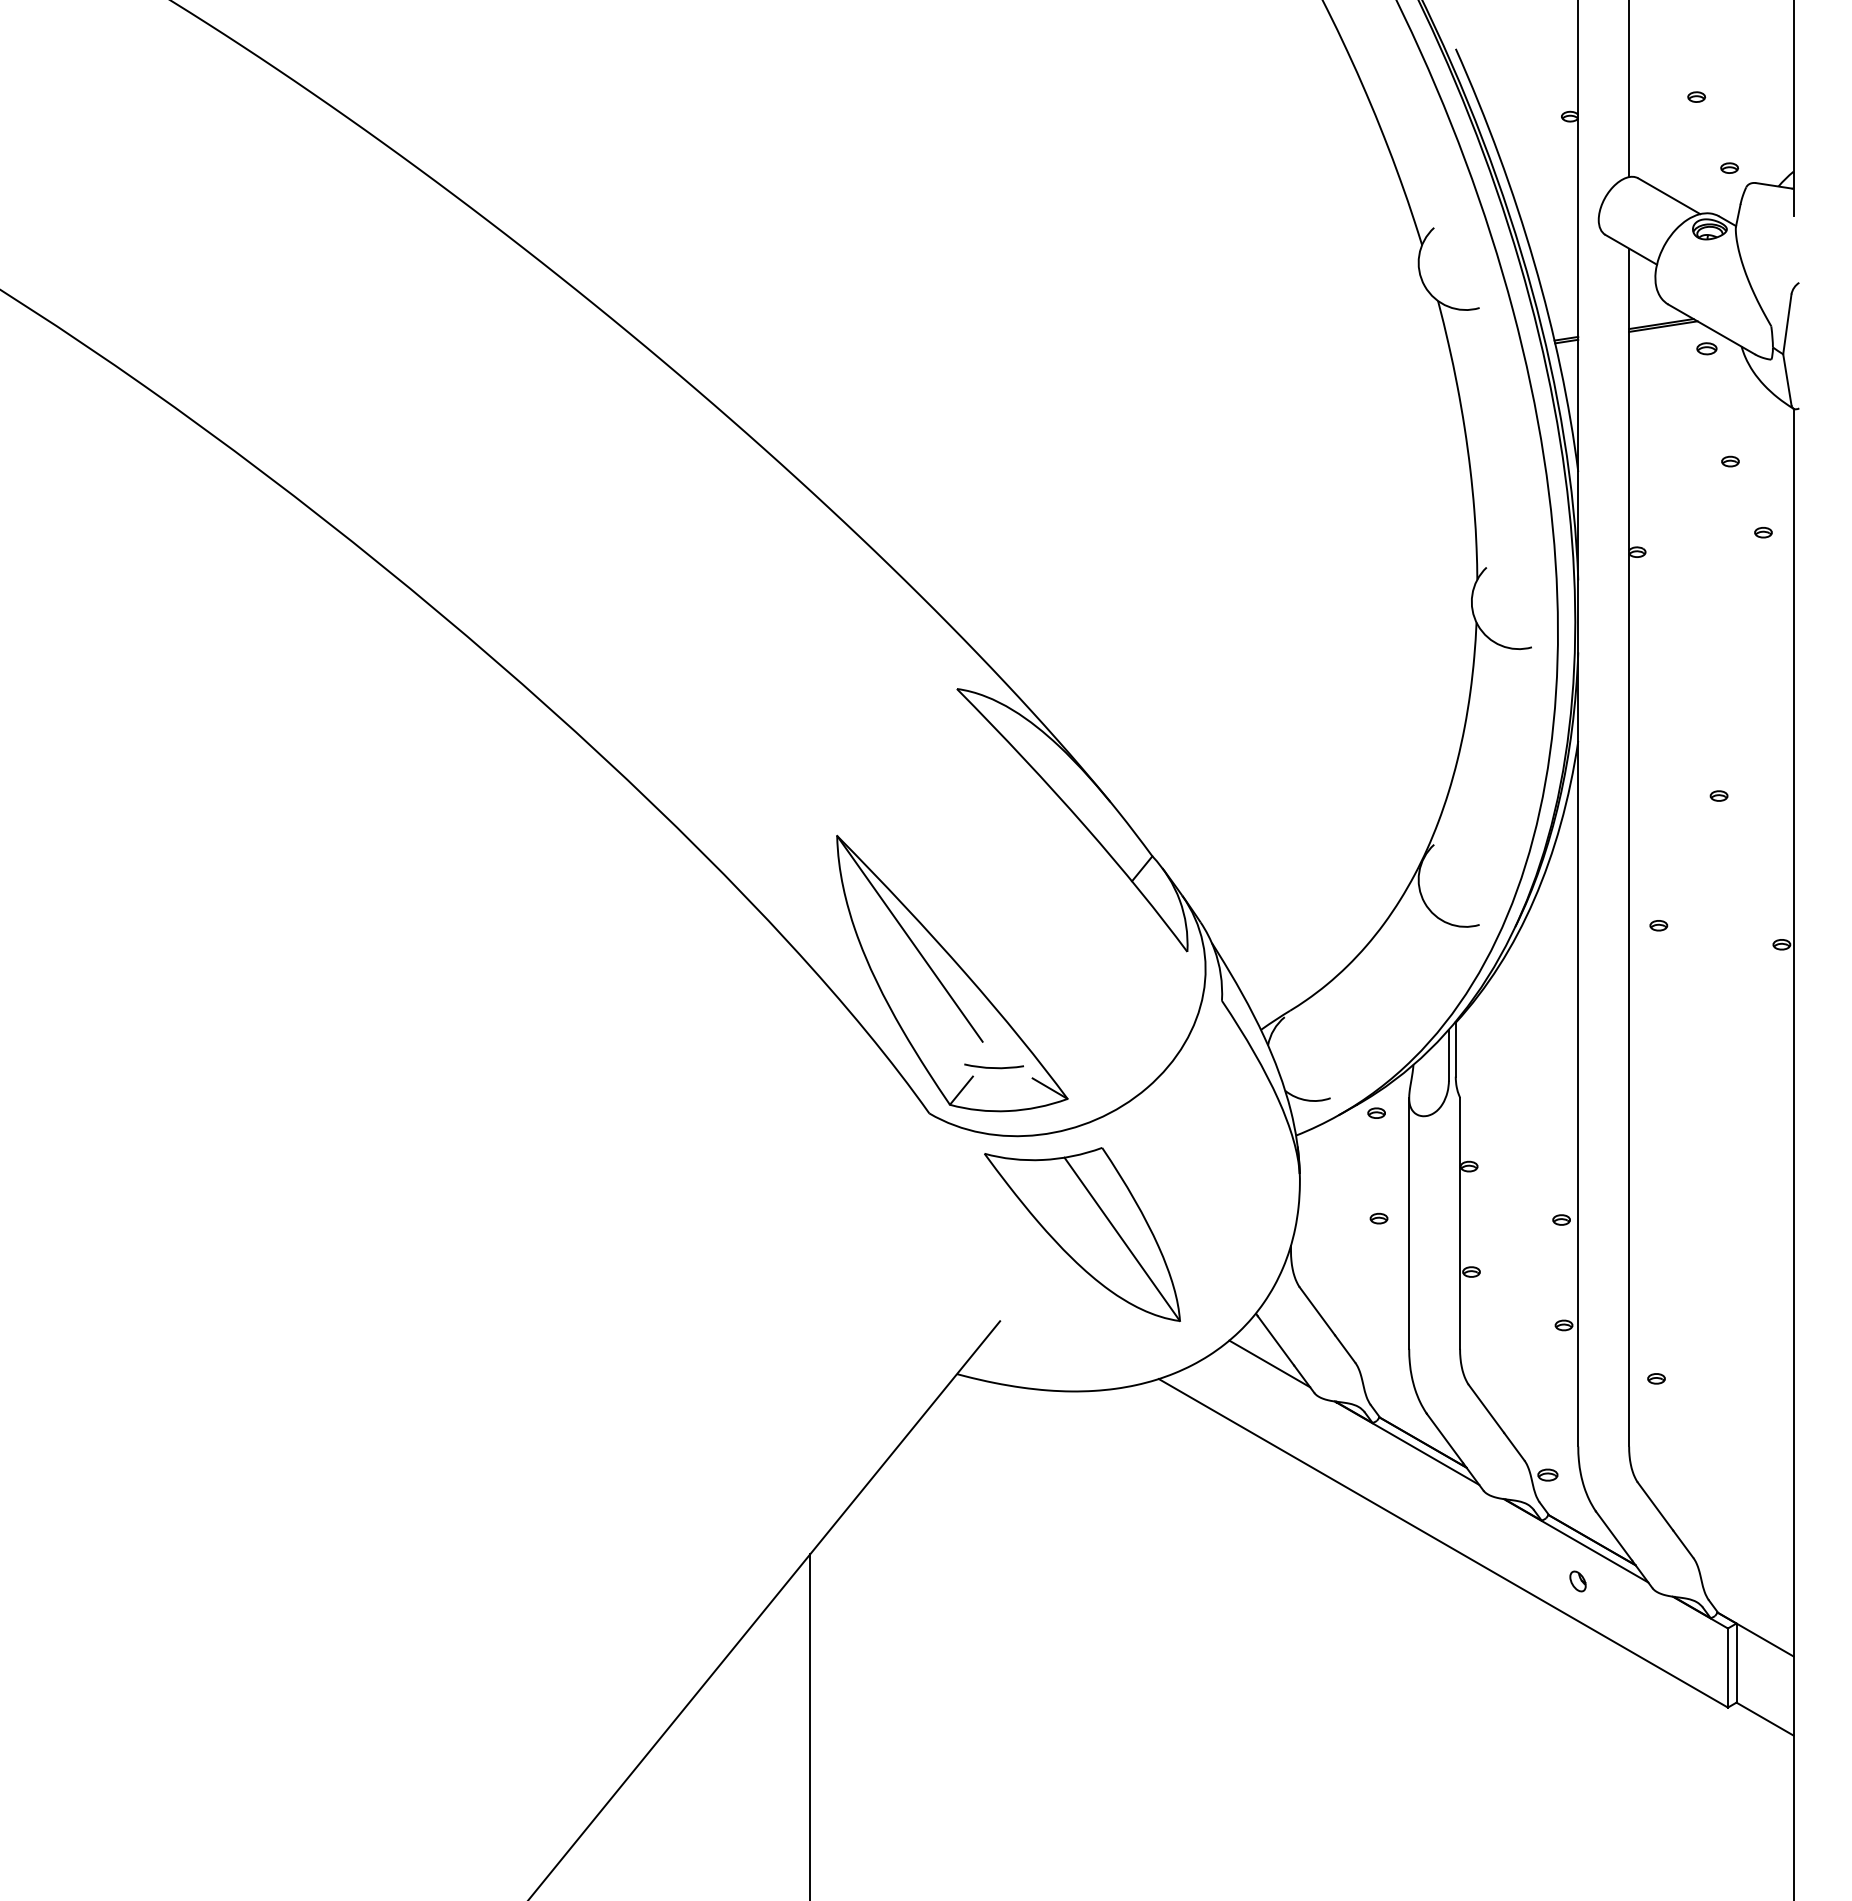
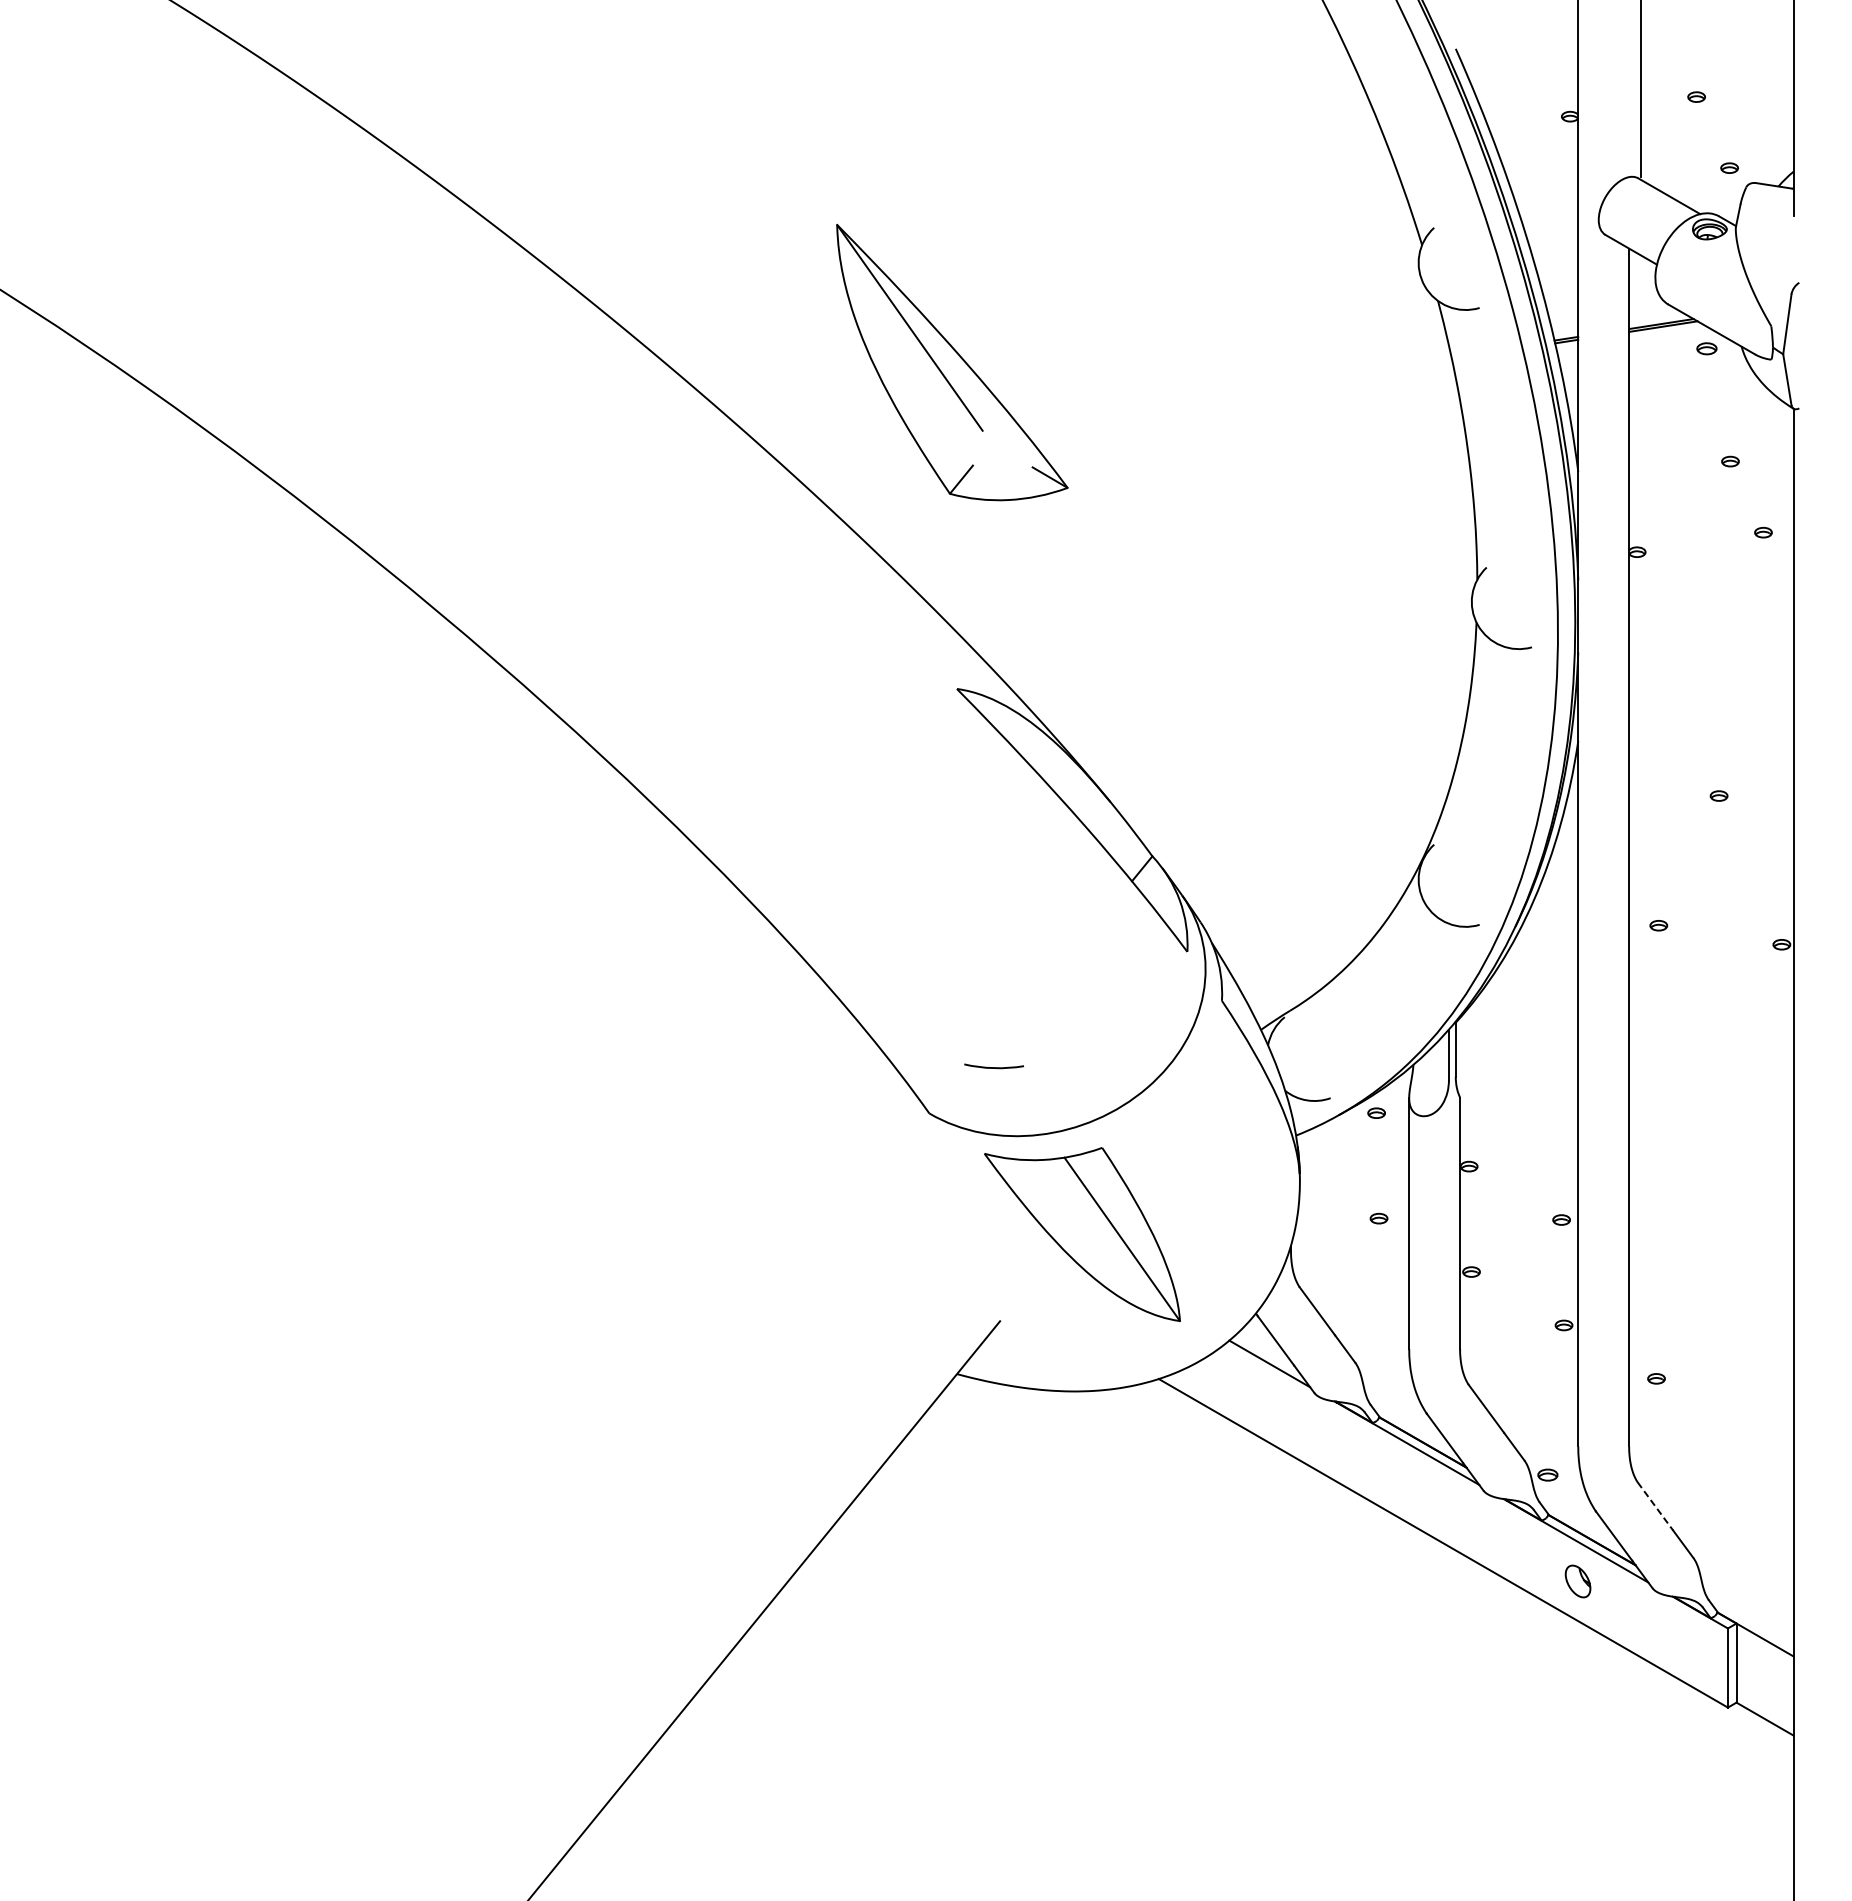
line position: (1629, 89) -> (1641, 89) (1641, 89)
part position: (952, 973) -> (952, 362) (952, 362)
line: solid -> dashed (1655, 1506)
part size: 18x23 px -> 28x35 px (1577, 1581)
line: present -> none (810, 1725)
